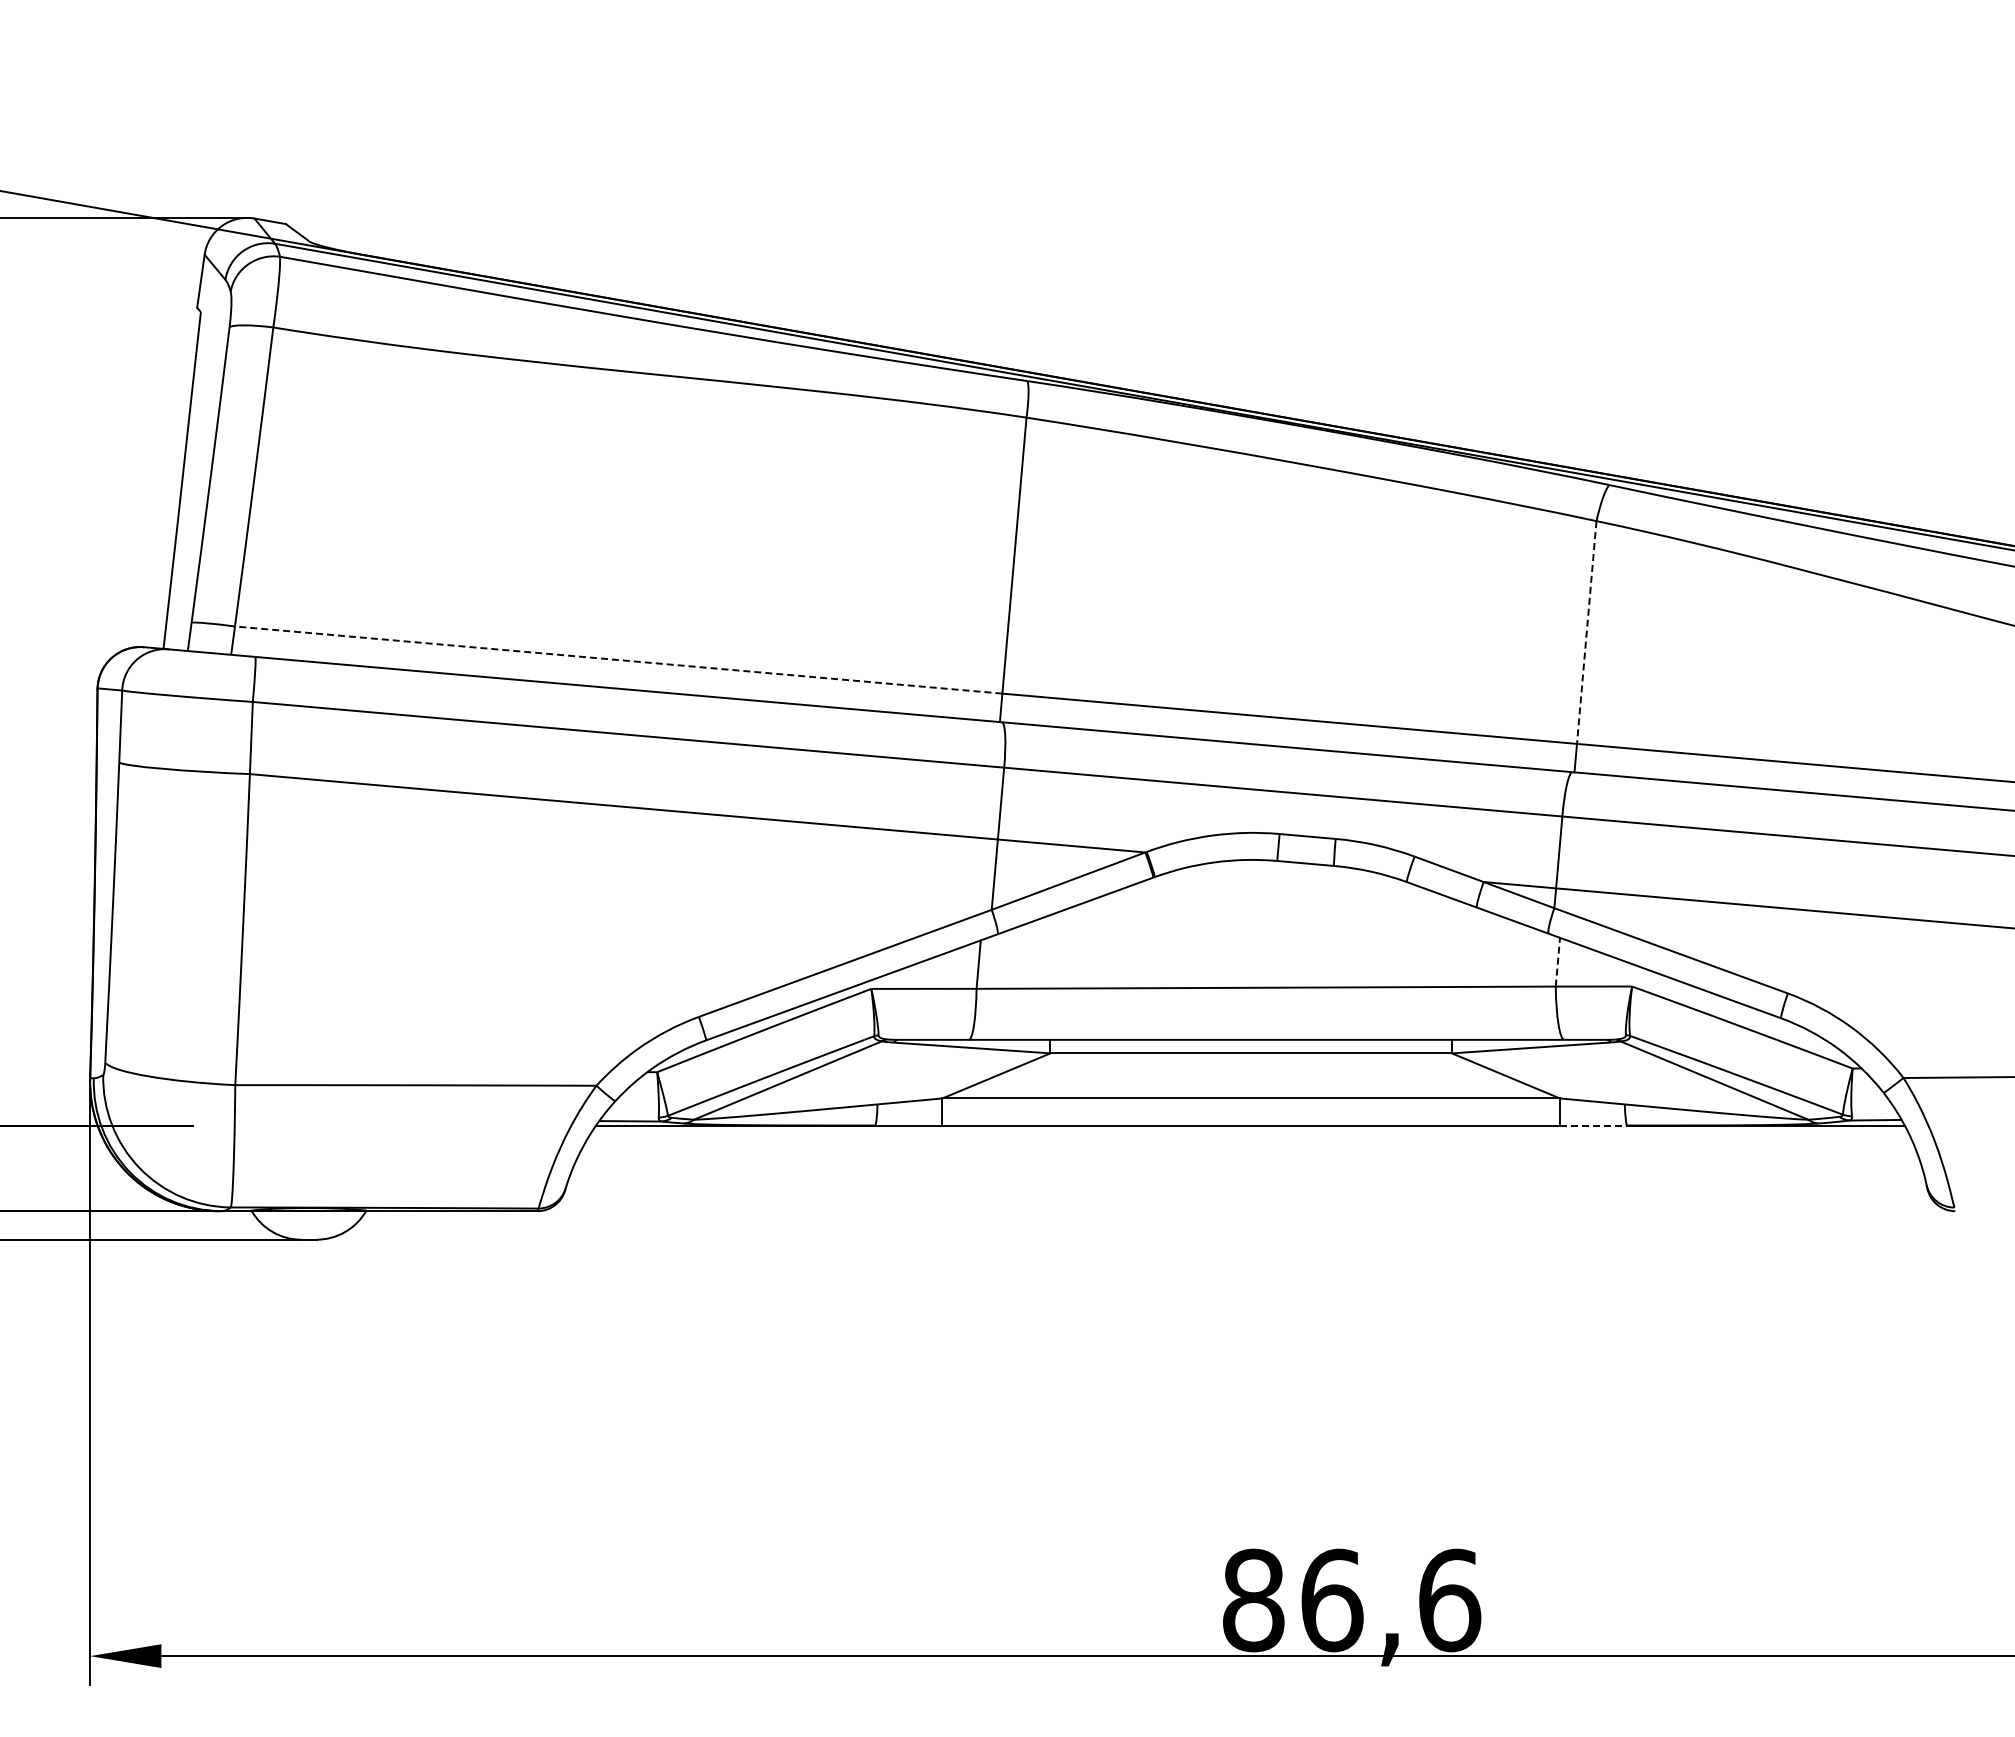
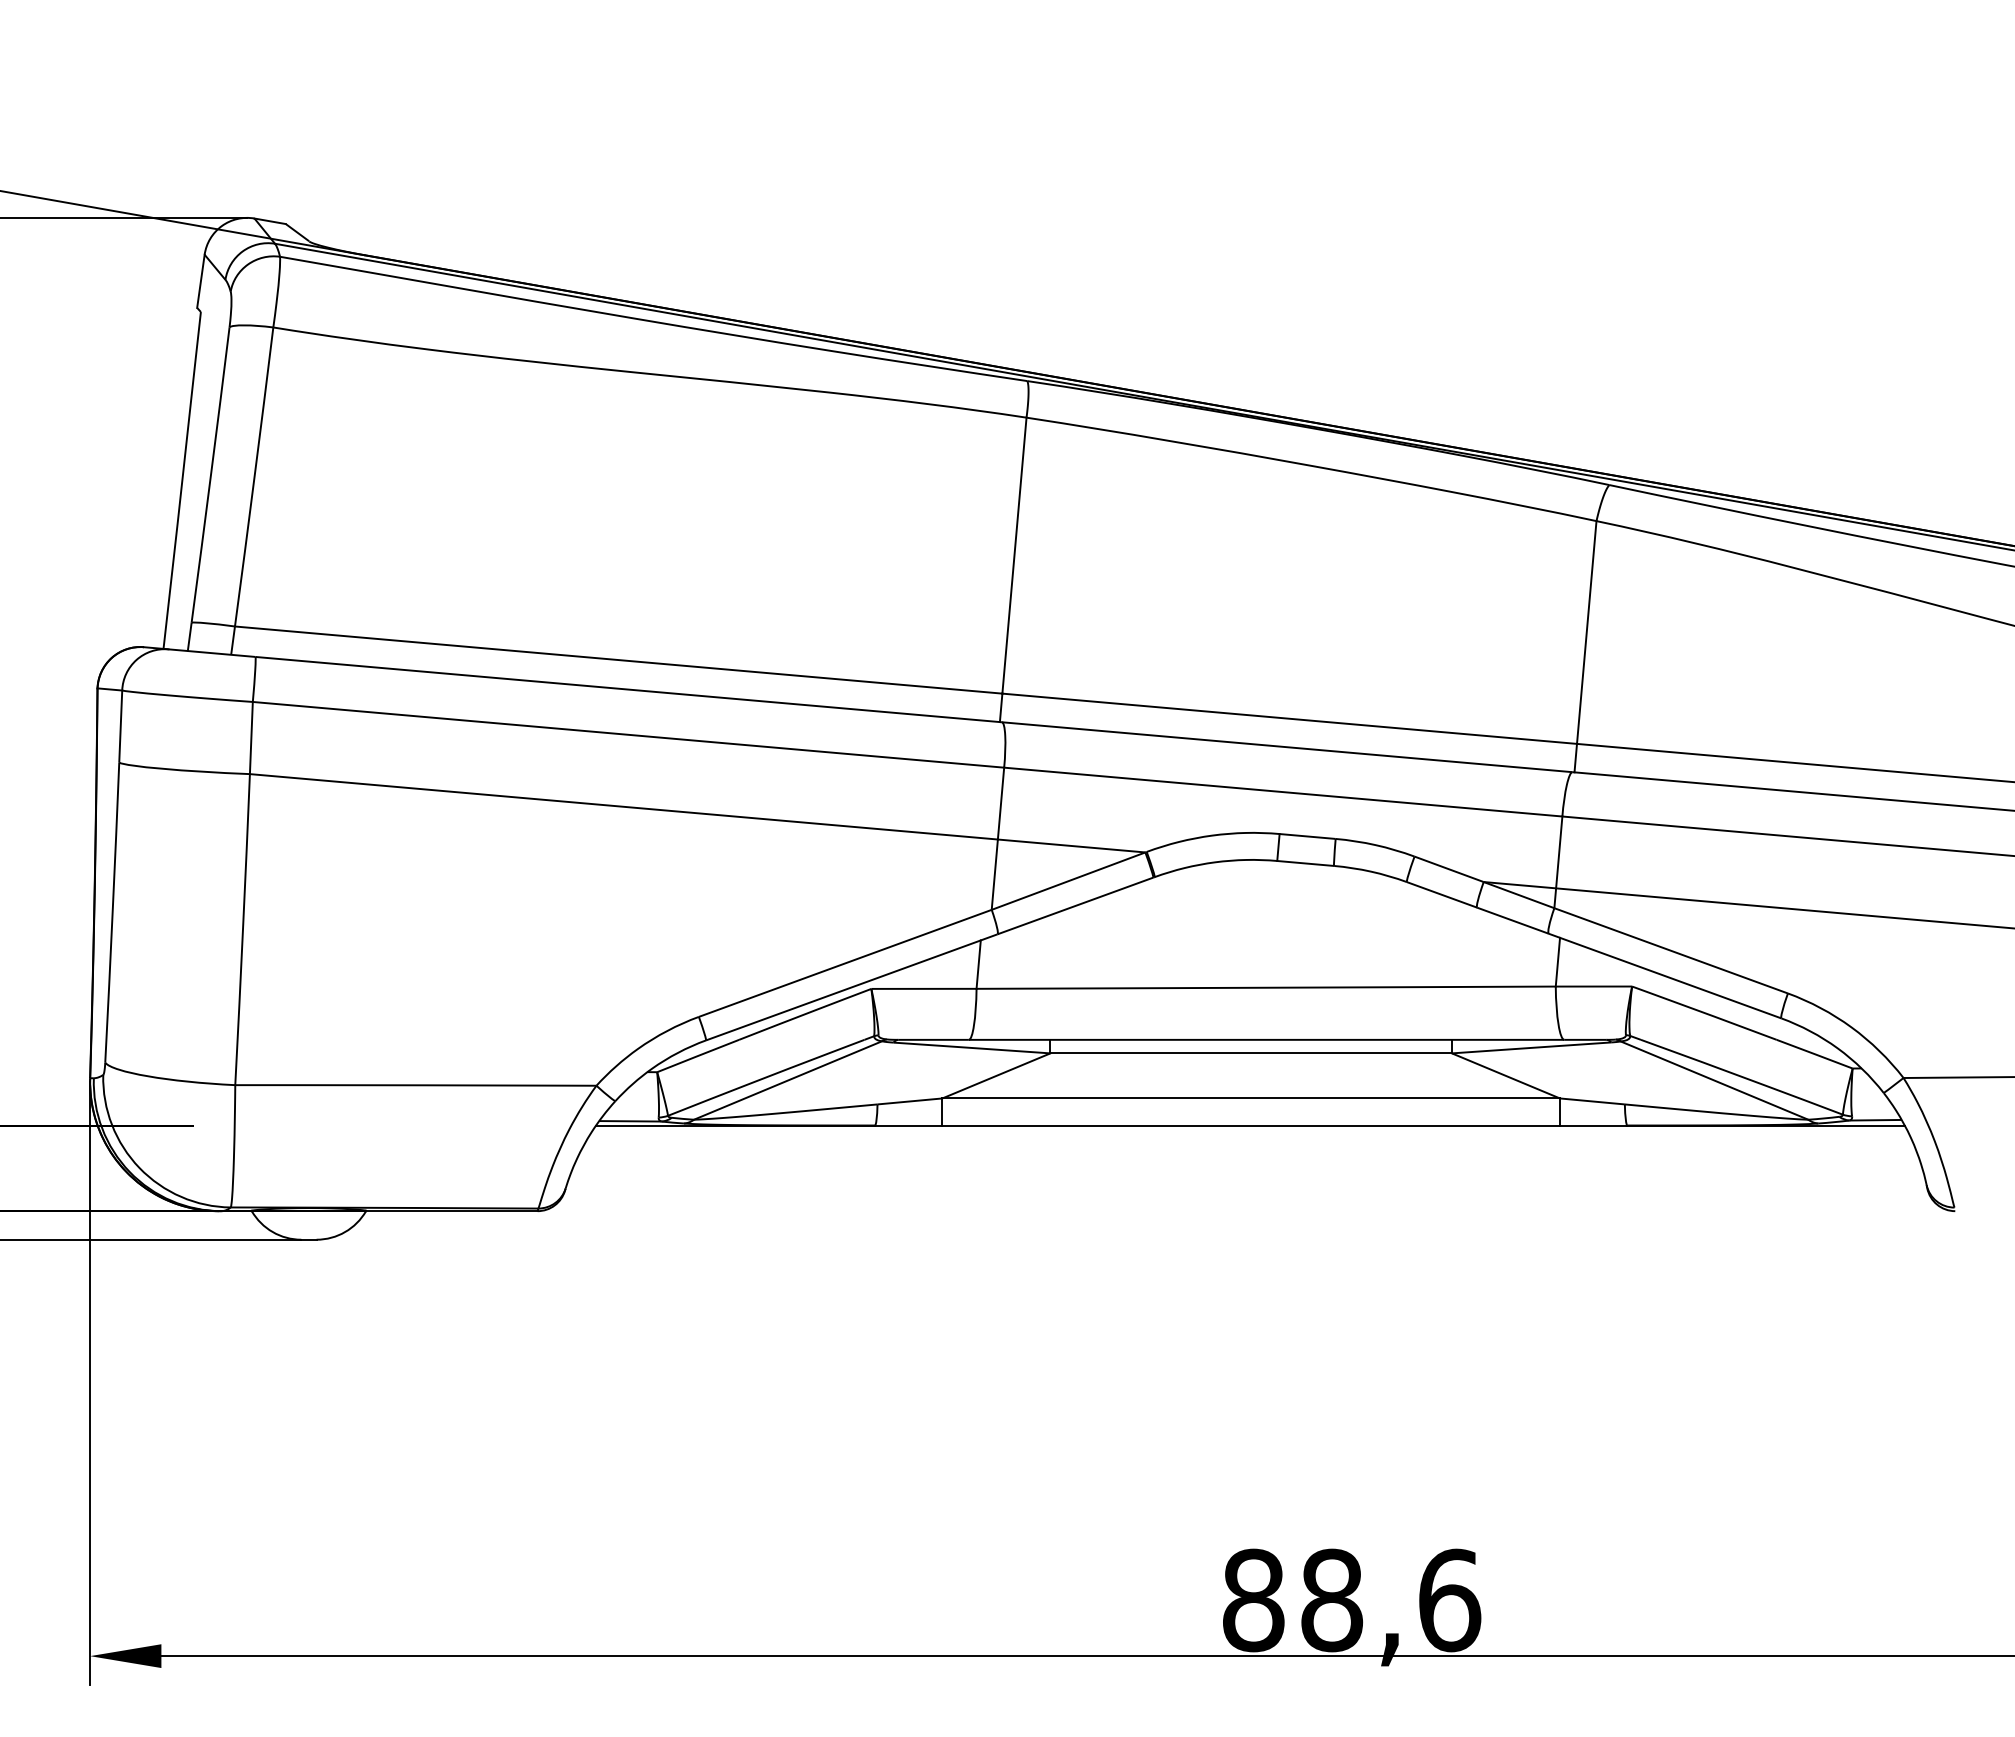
line: dashed -> solid (1586, 632)
line: dashed -> solid (618, 660)
line: dashed -> solid (1557, 961)
line: dashed -> solid (1593, 1125)
text: 86,6 -> 88,6 (1332, 1600)
